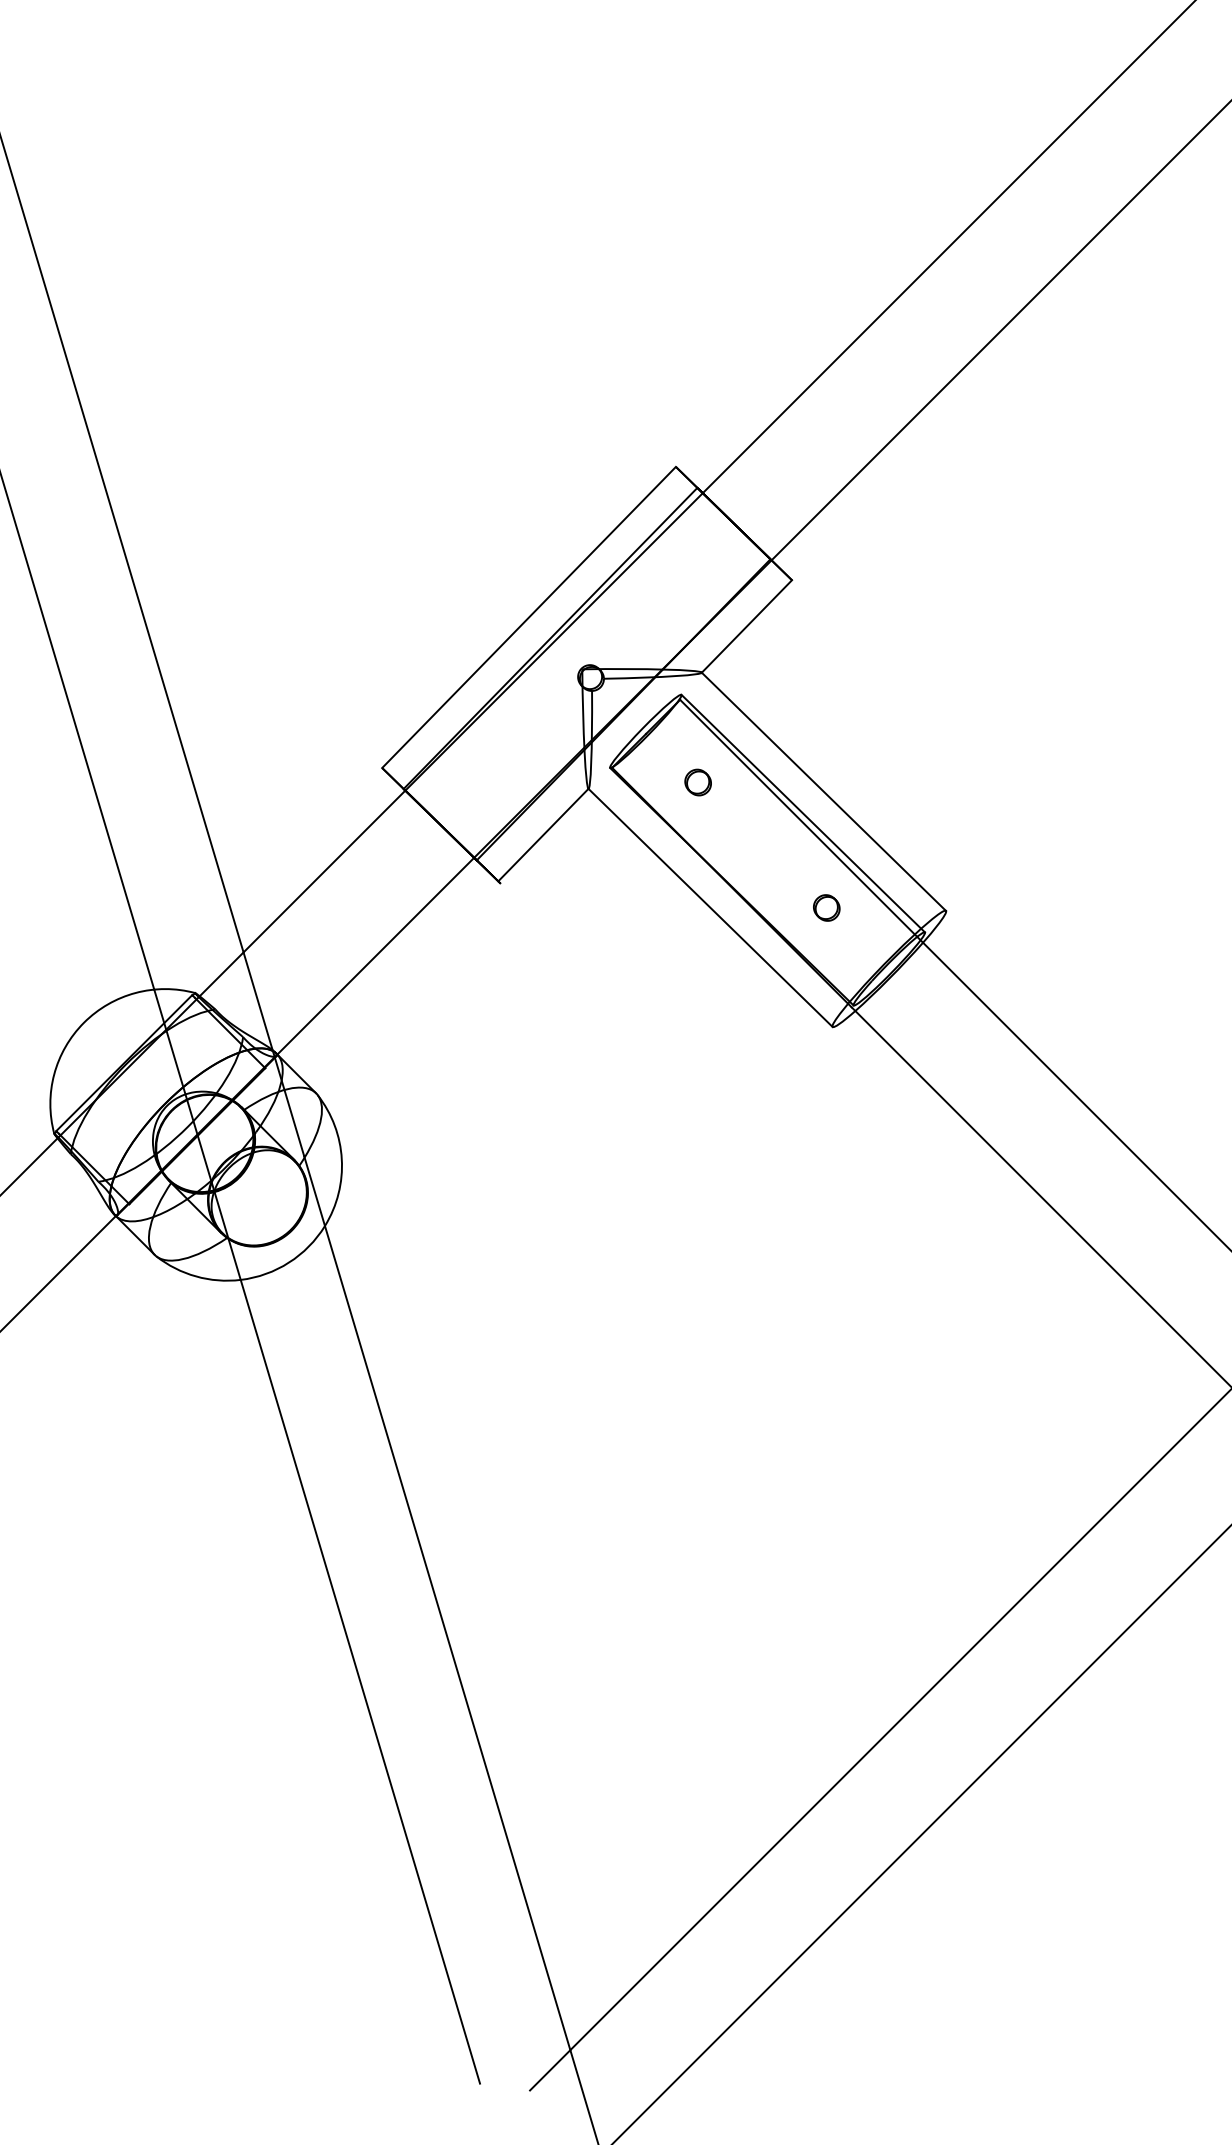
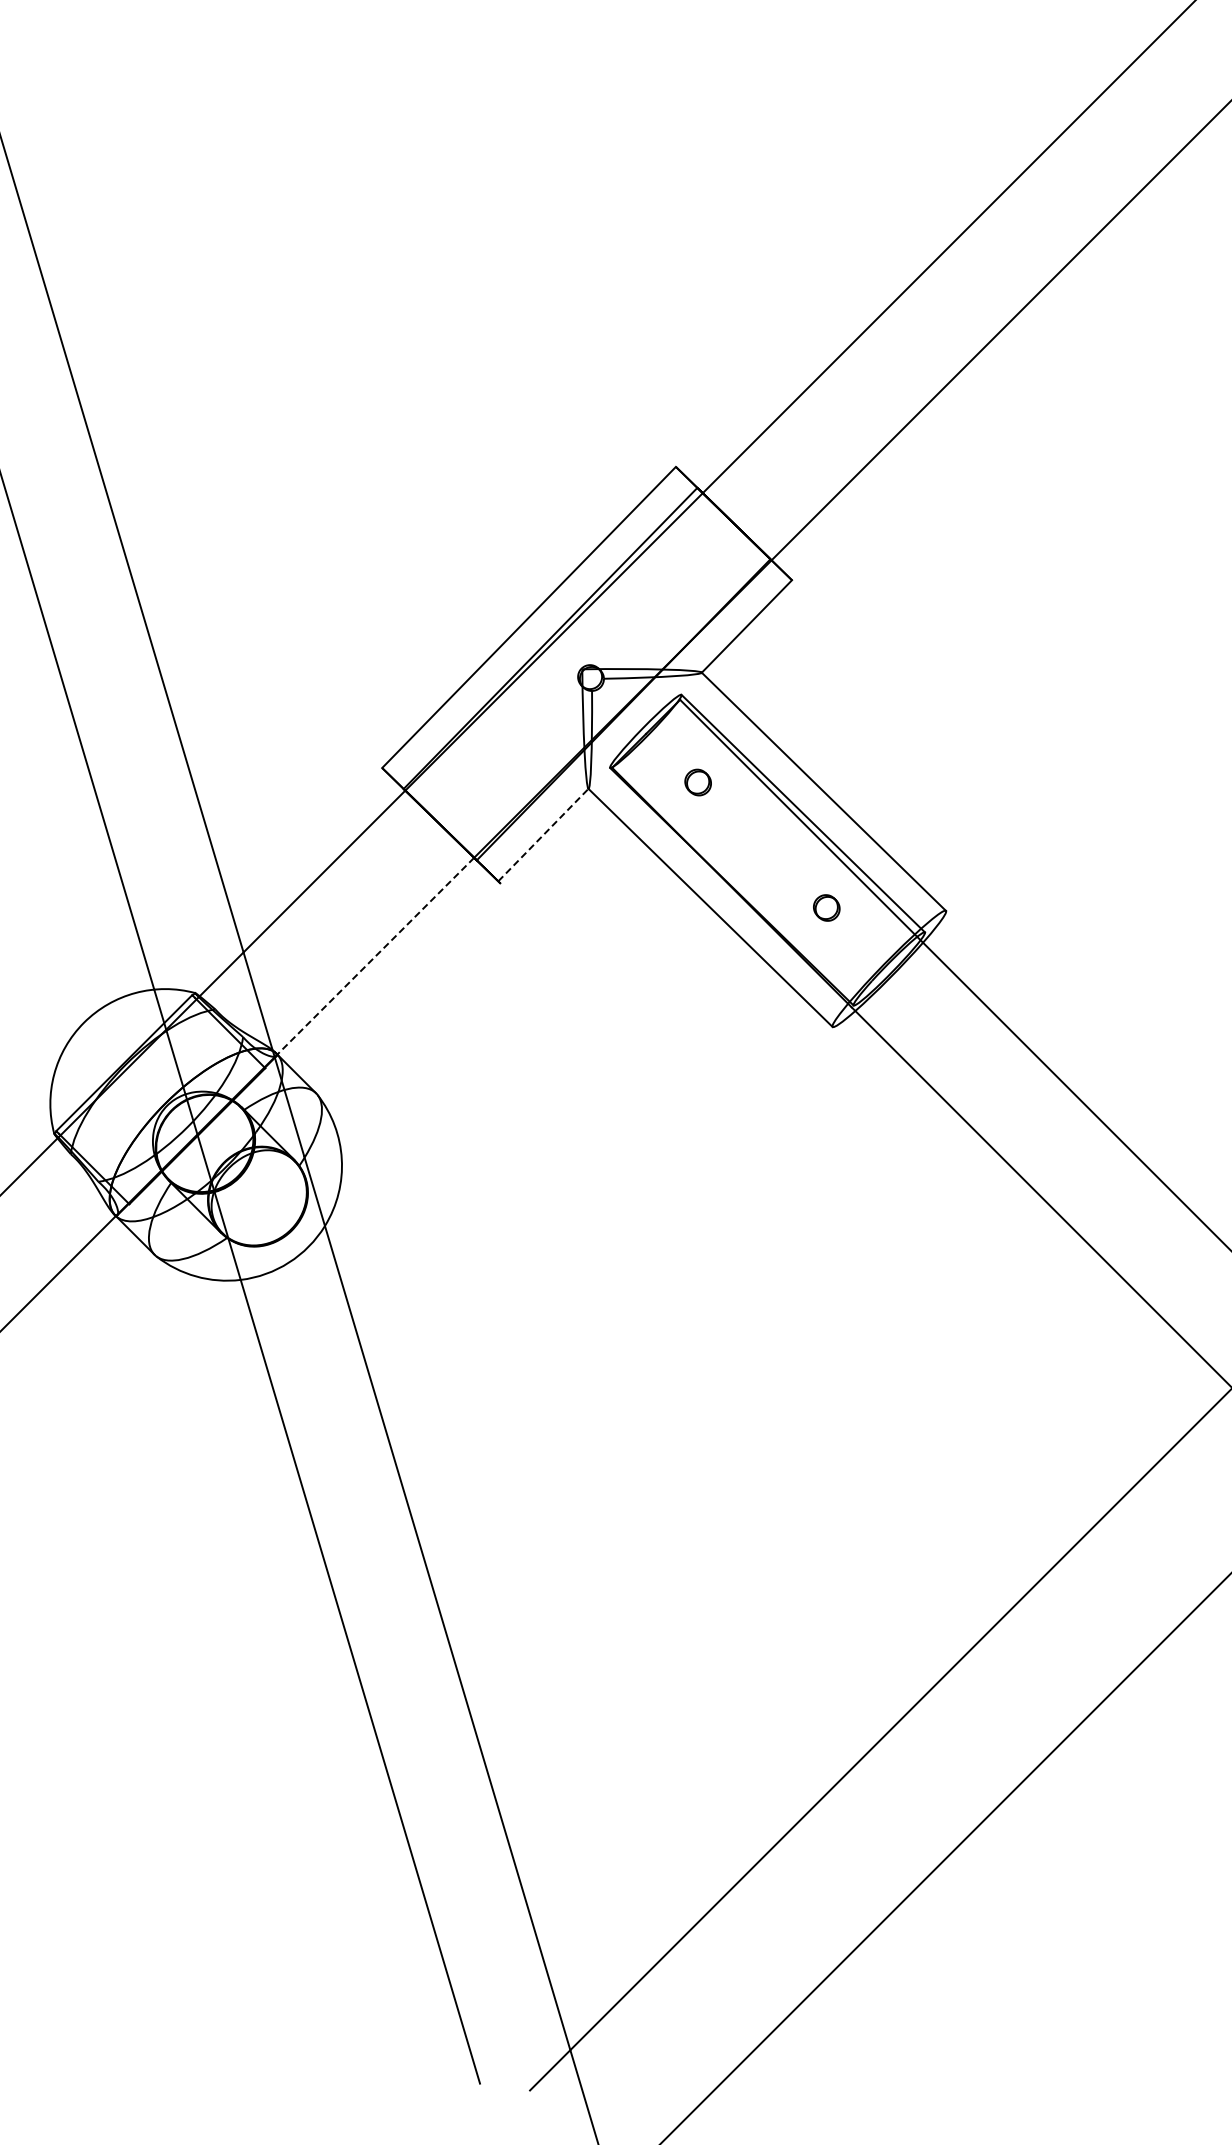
line: solid -> dashed (543, 835)
line: solid -> dashed (374, 957)
line position: (921, 1834) -> (945, 1858) (945, 1858)
